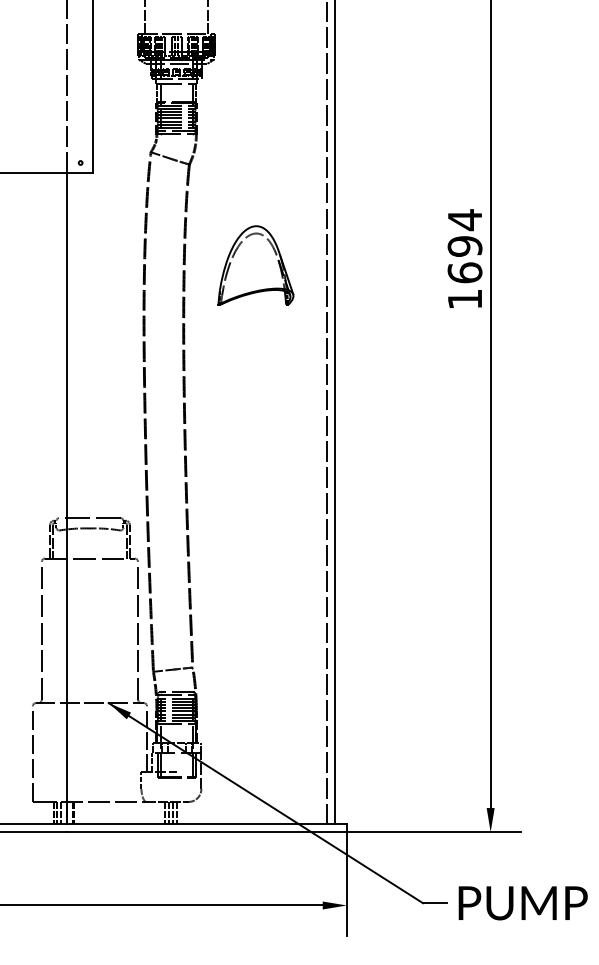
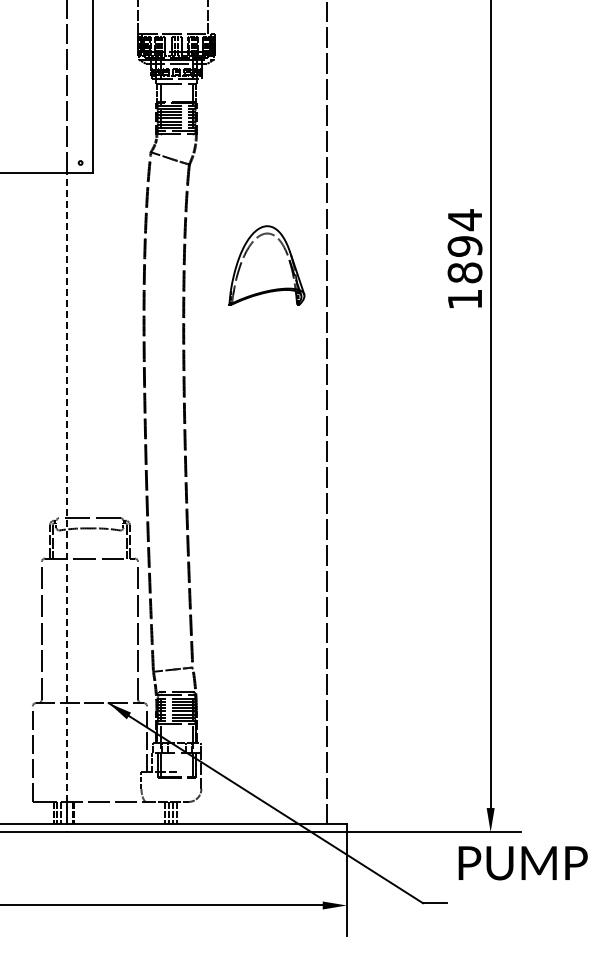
line position: (145, 18) -> (138, 18) (138, 18)
part position: (255, 265) -> (266, 265) (266, 265)
text: 1694 -> 1894 (464, 272)
line: present -> none (334, 413)
line: solid -> dashed (67, 498)
text position: (522, 903) -> (522, 863) (522, 863)
